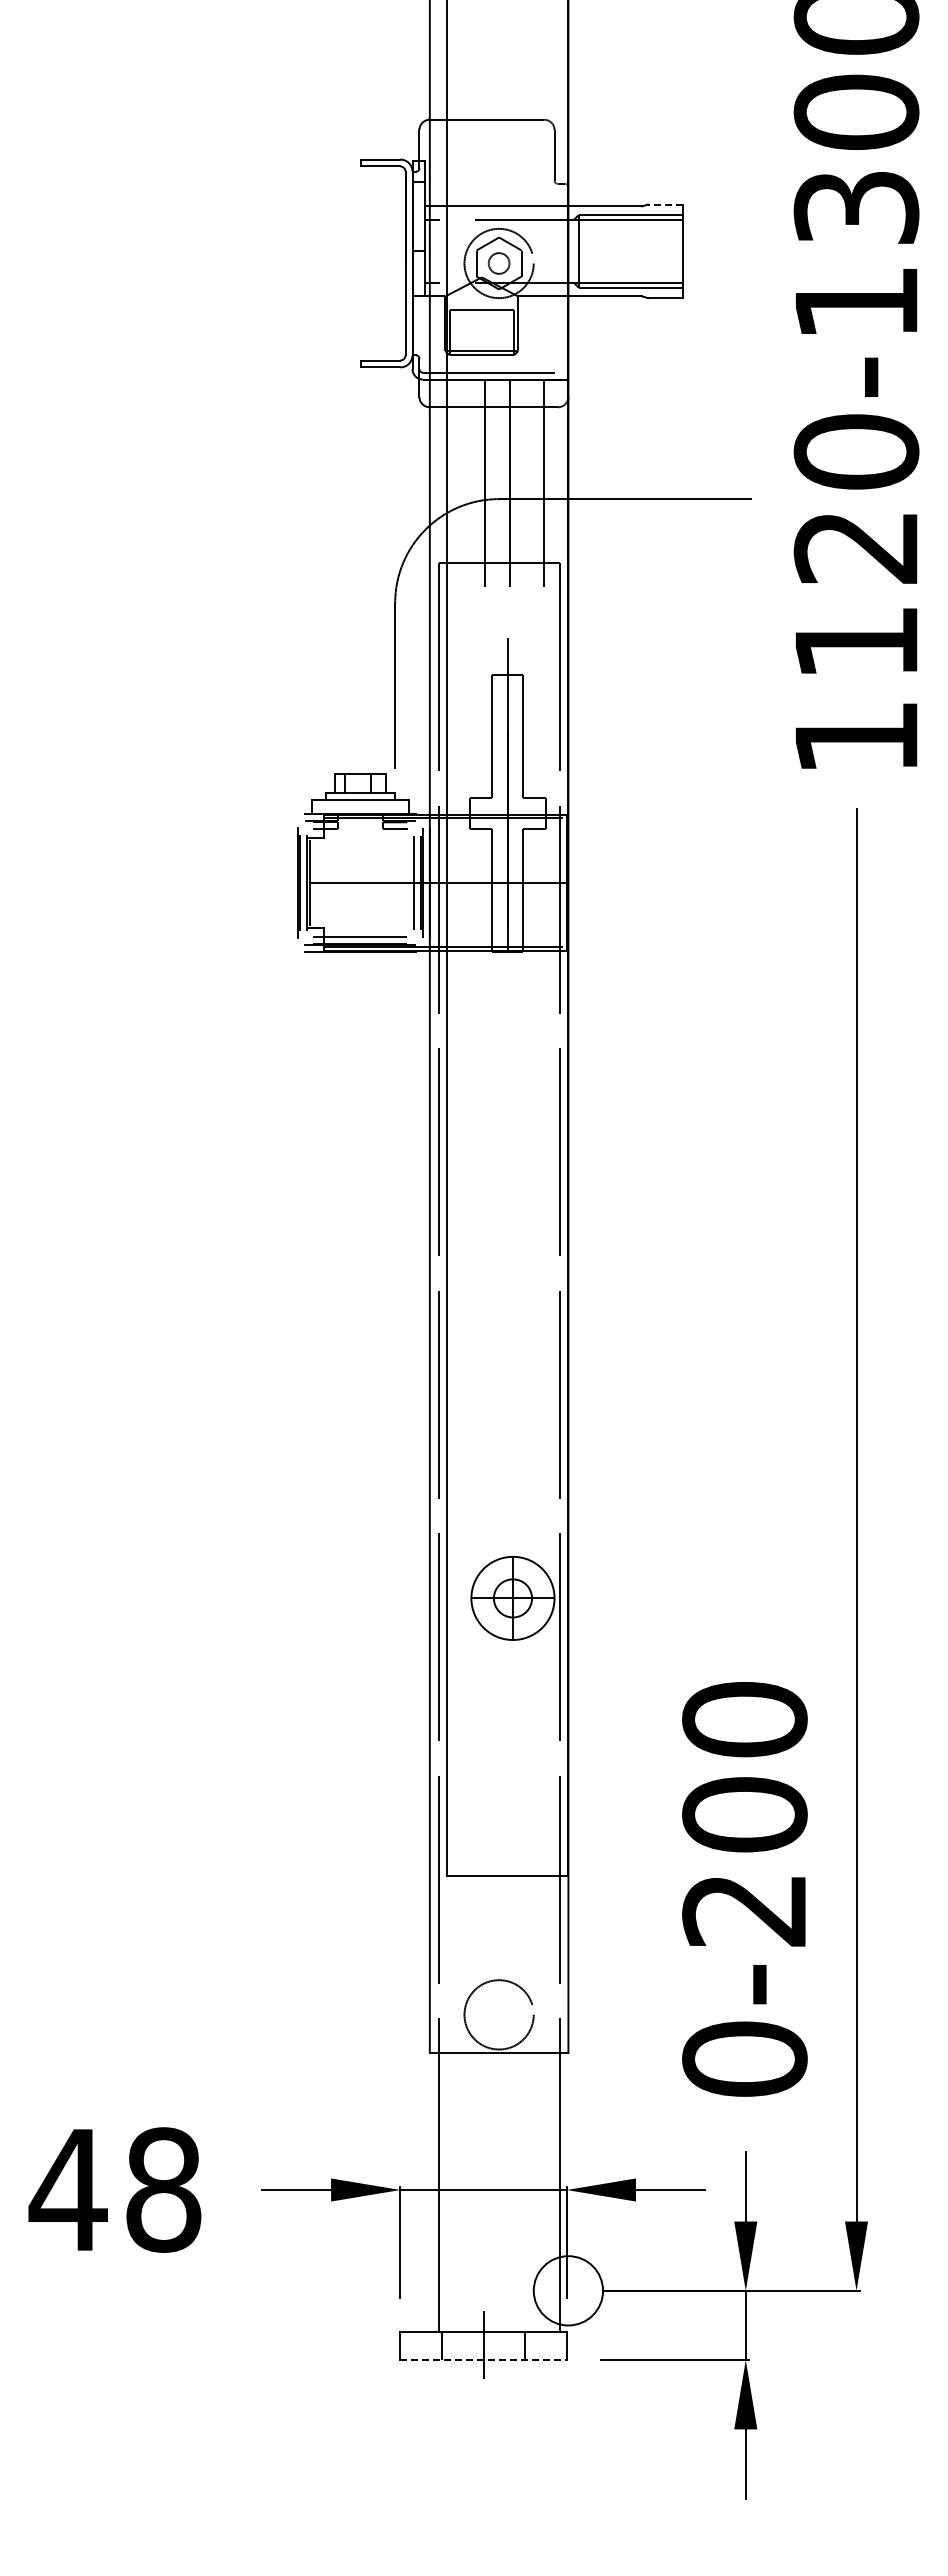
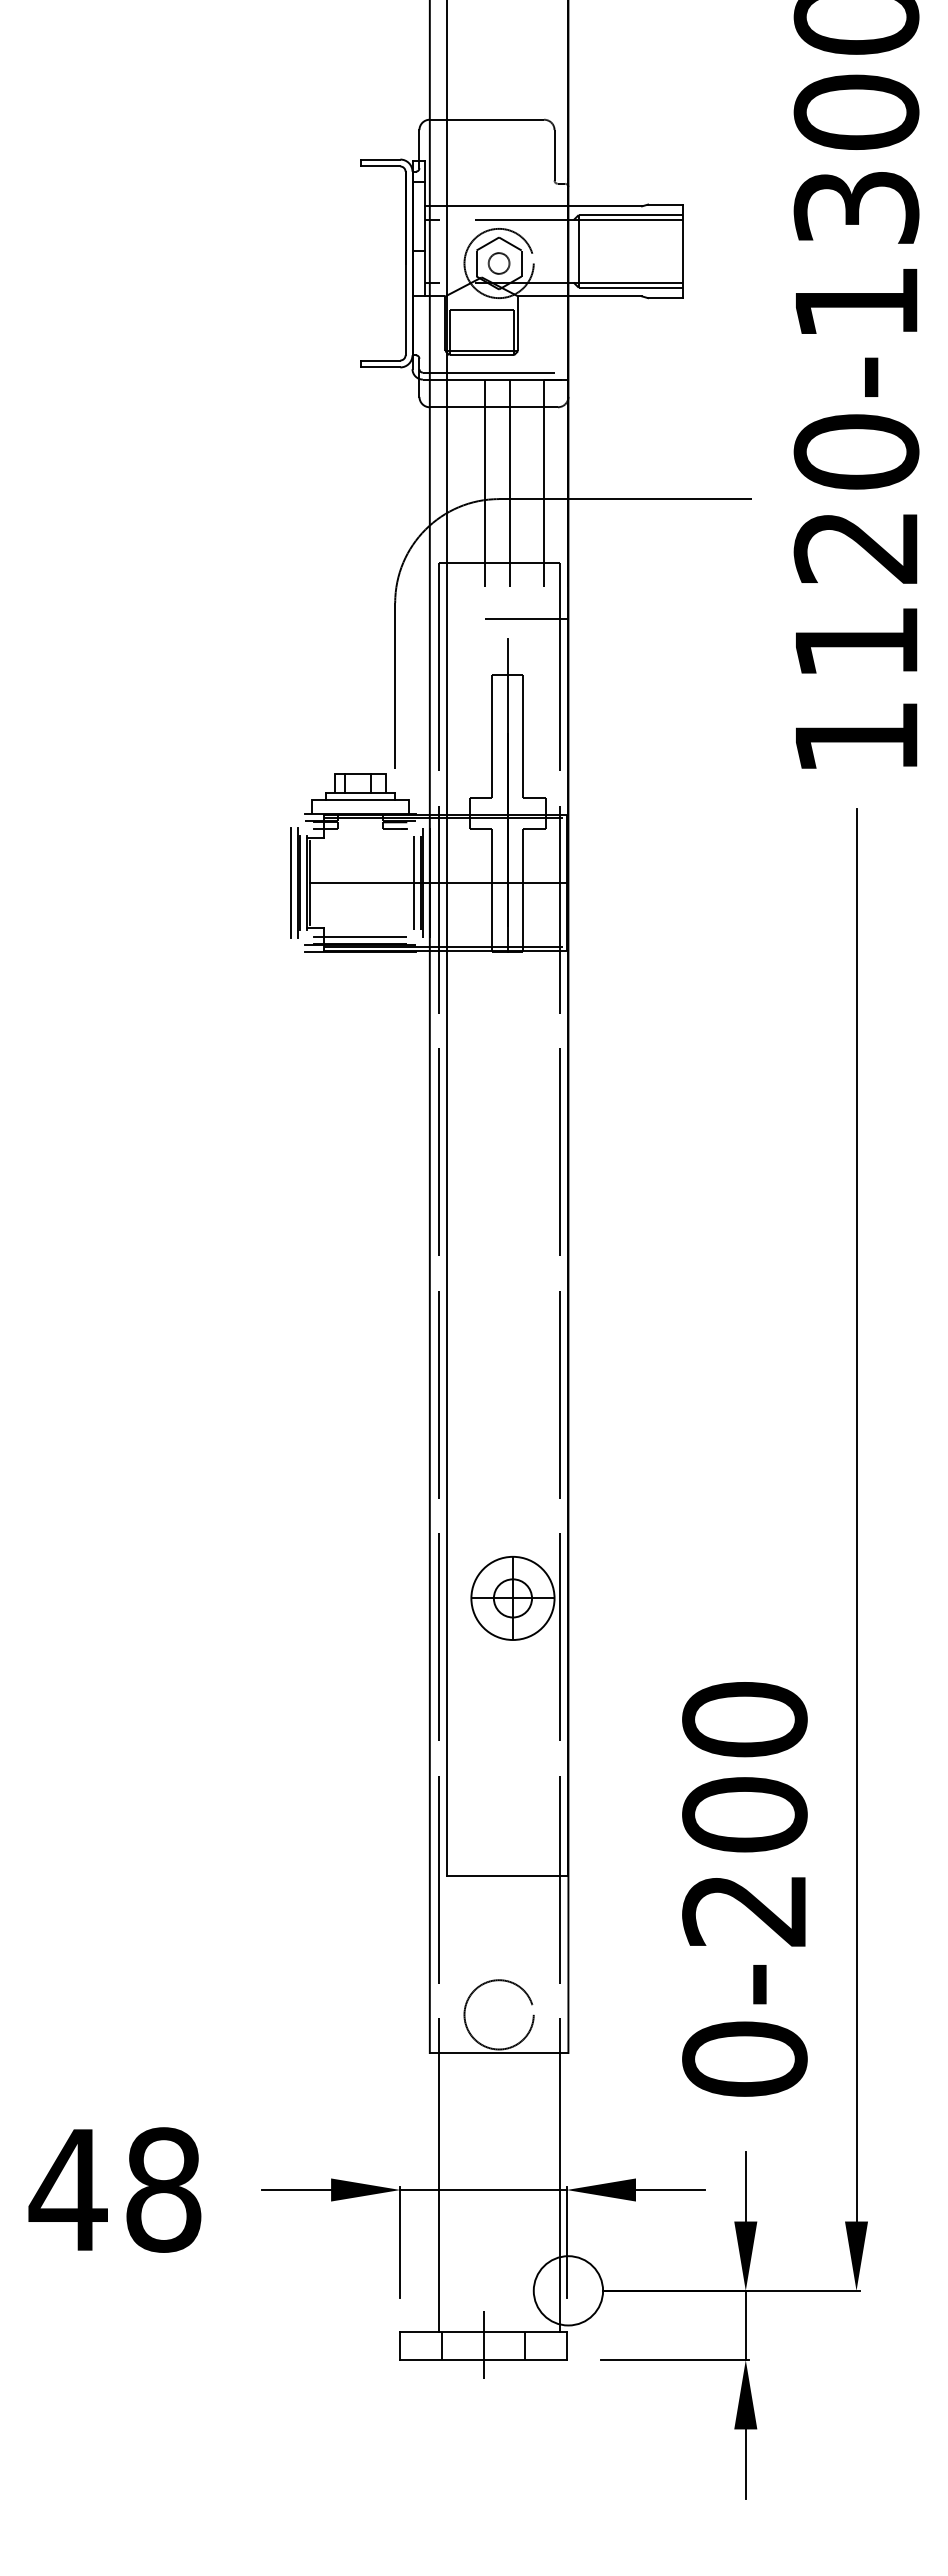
line: dashed -> solid (664, 204)
line: none -> present (526, 618)
line: none -> present (291, 882)
line: dashed -> solid (484, 2360)
